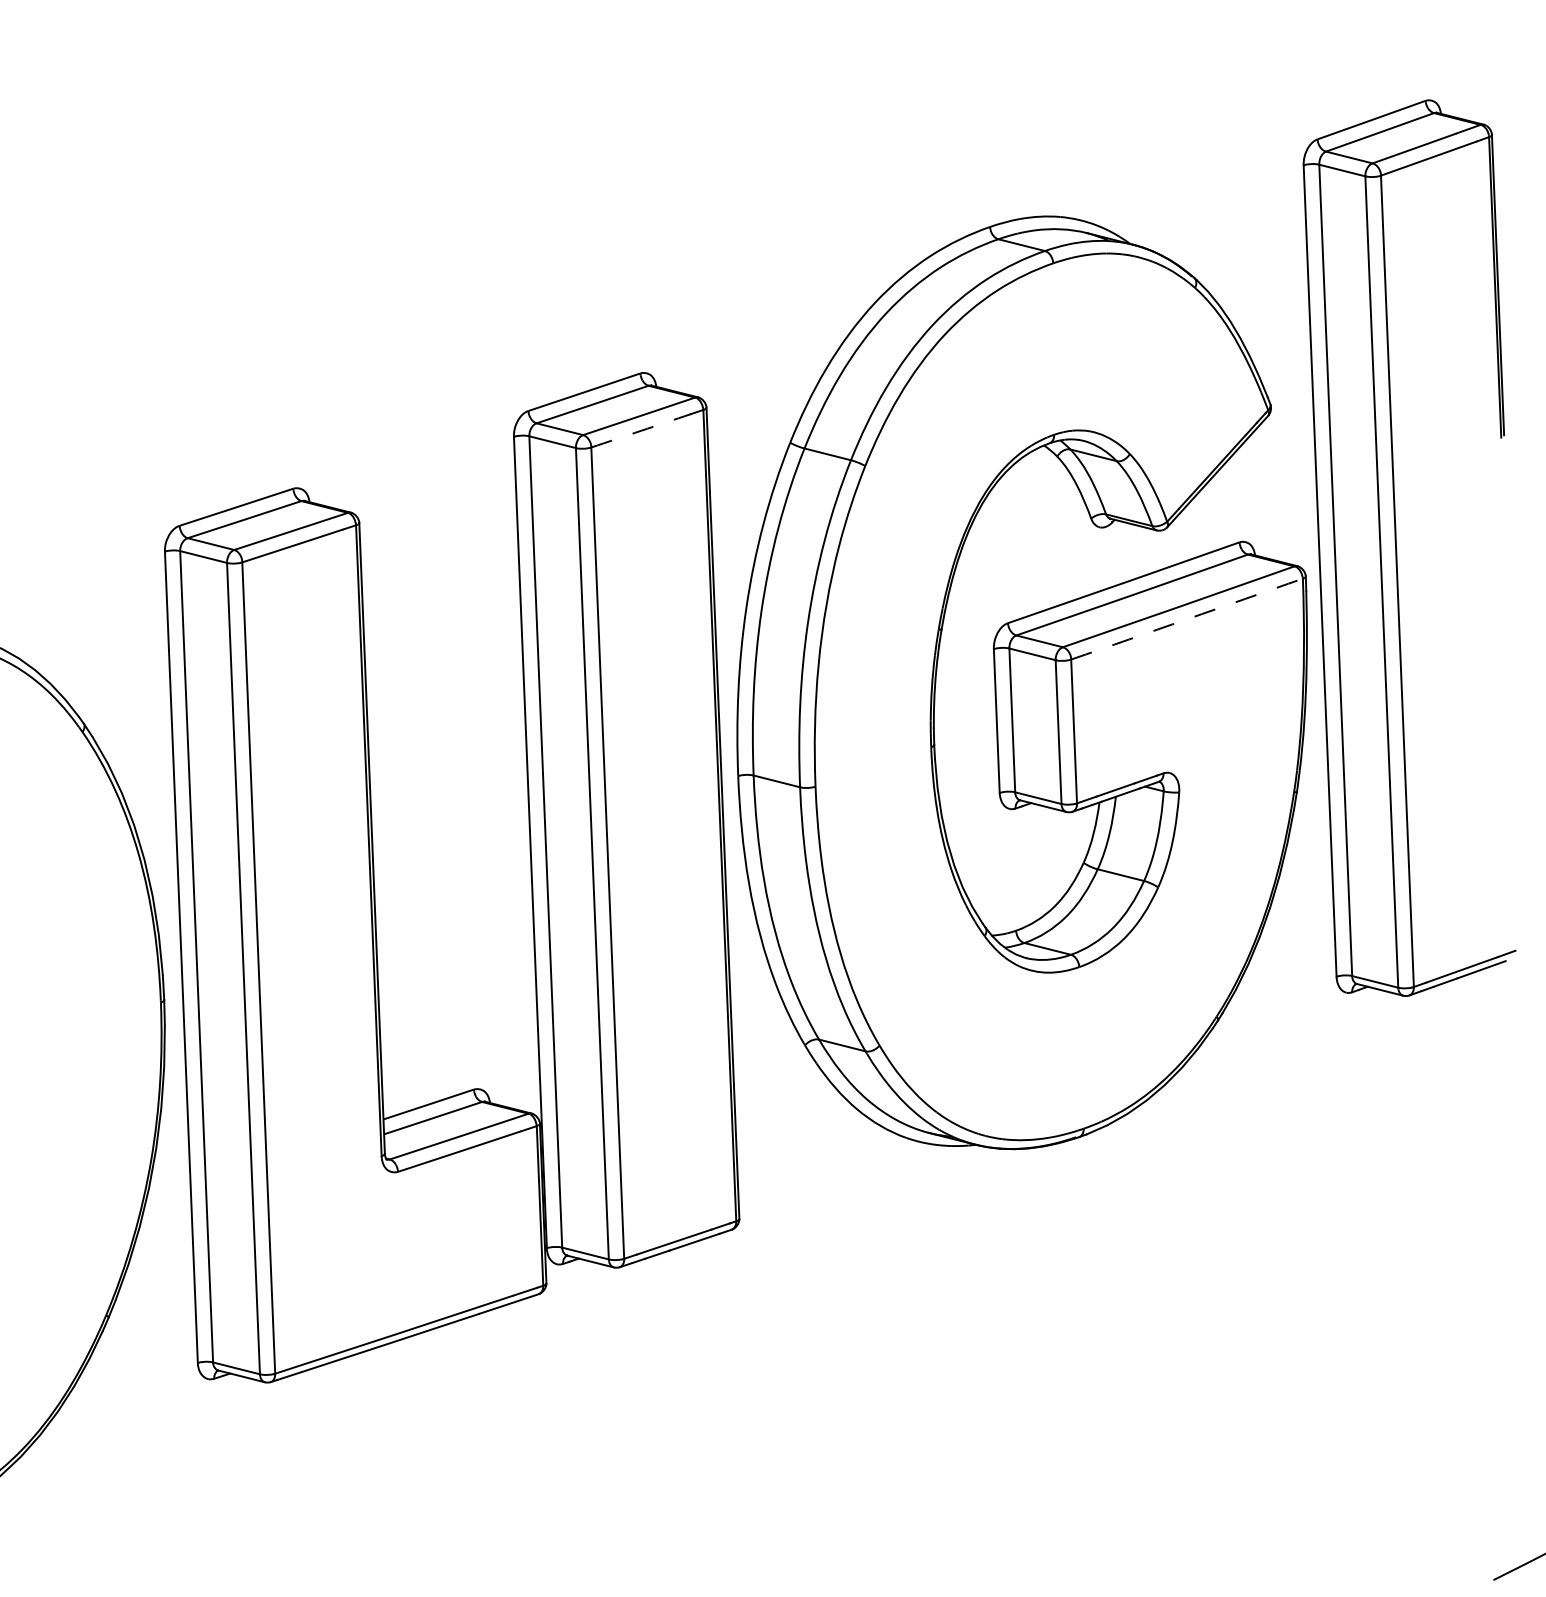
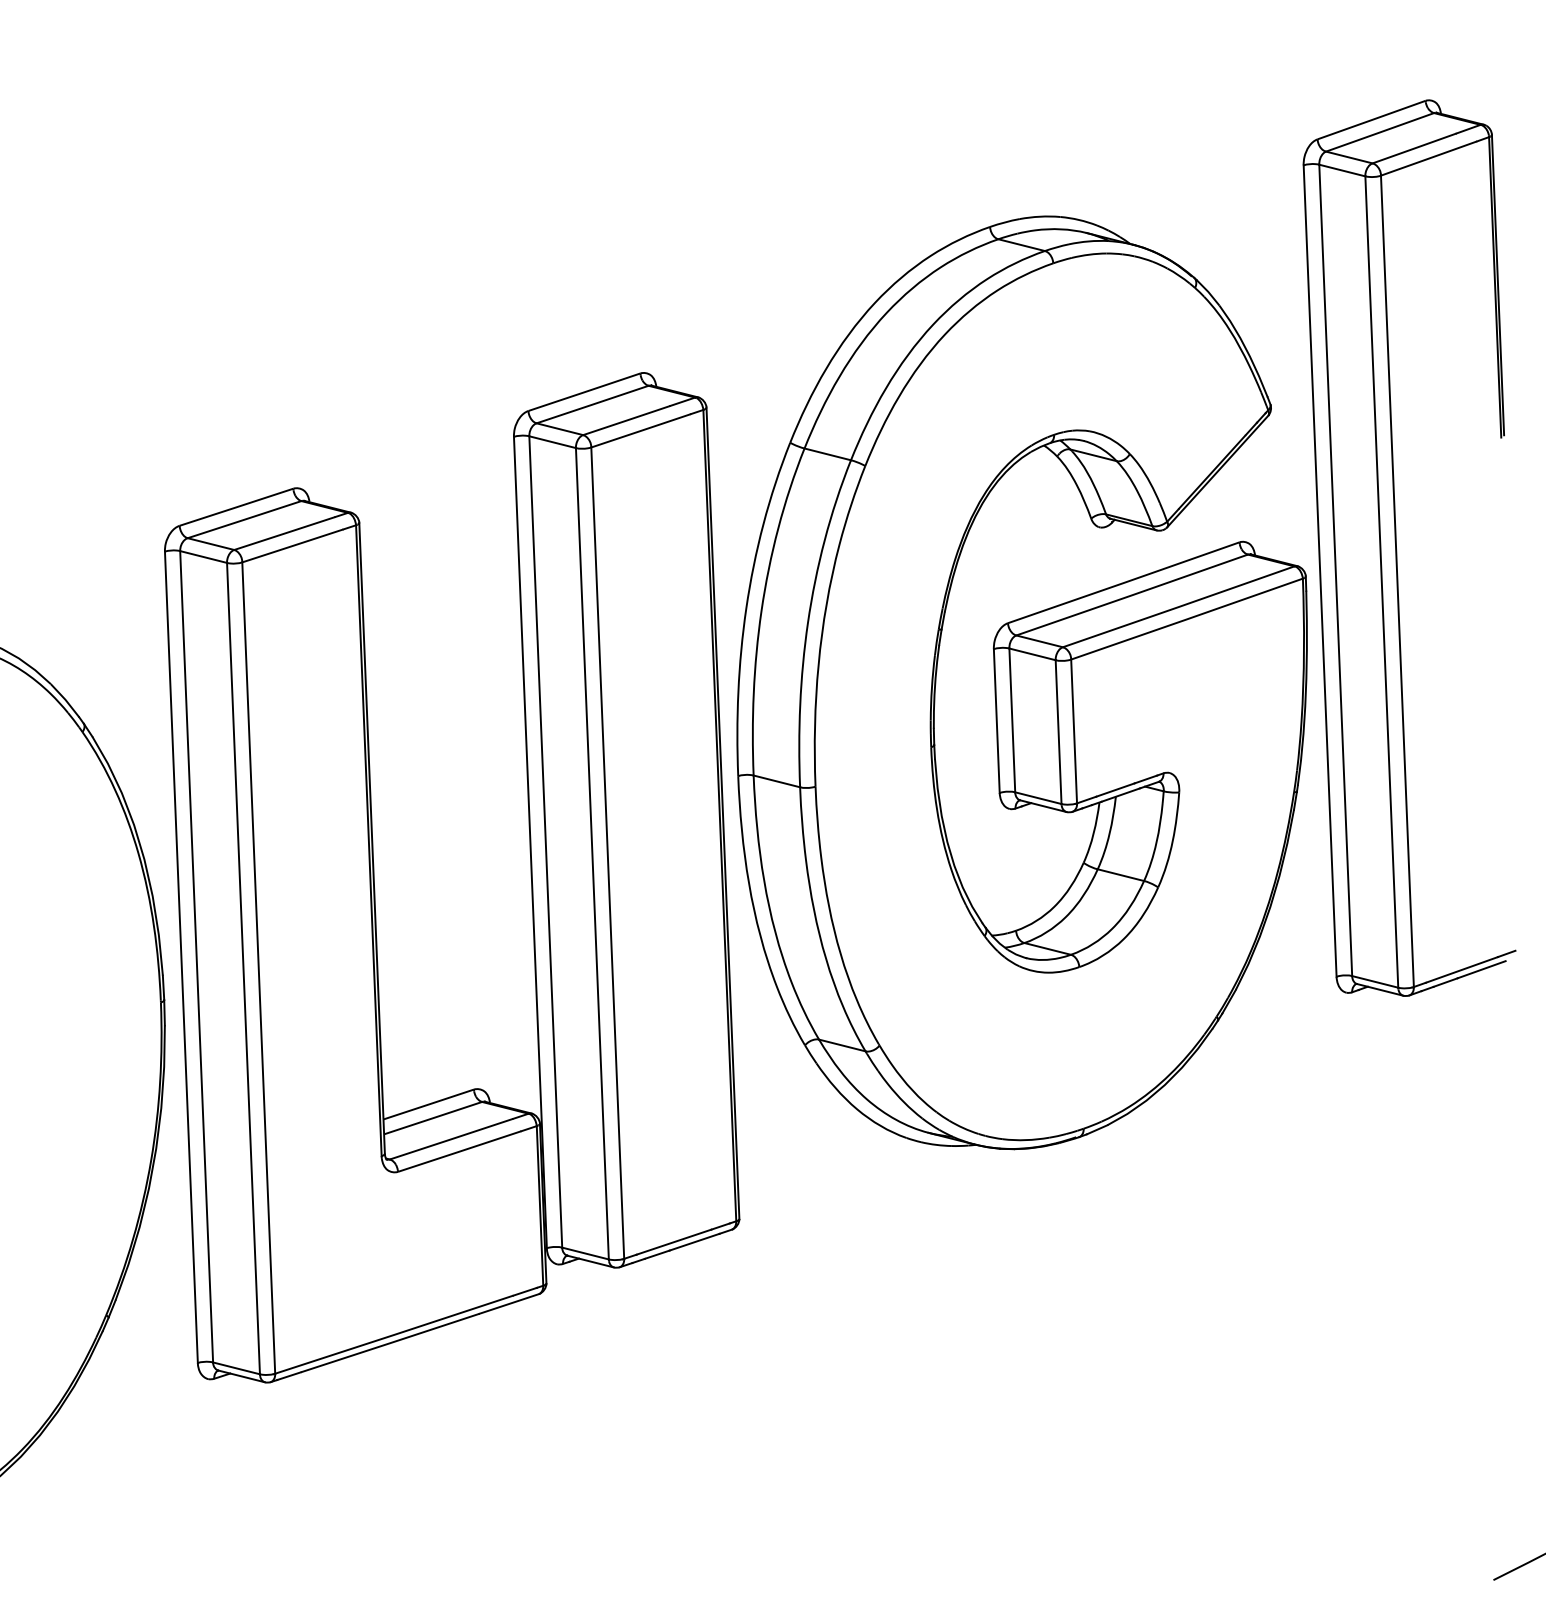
arc: dashed -> solid (641, 430)
arc: dashed -> solid (1187, 619)
